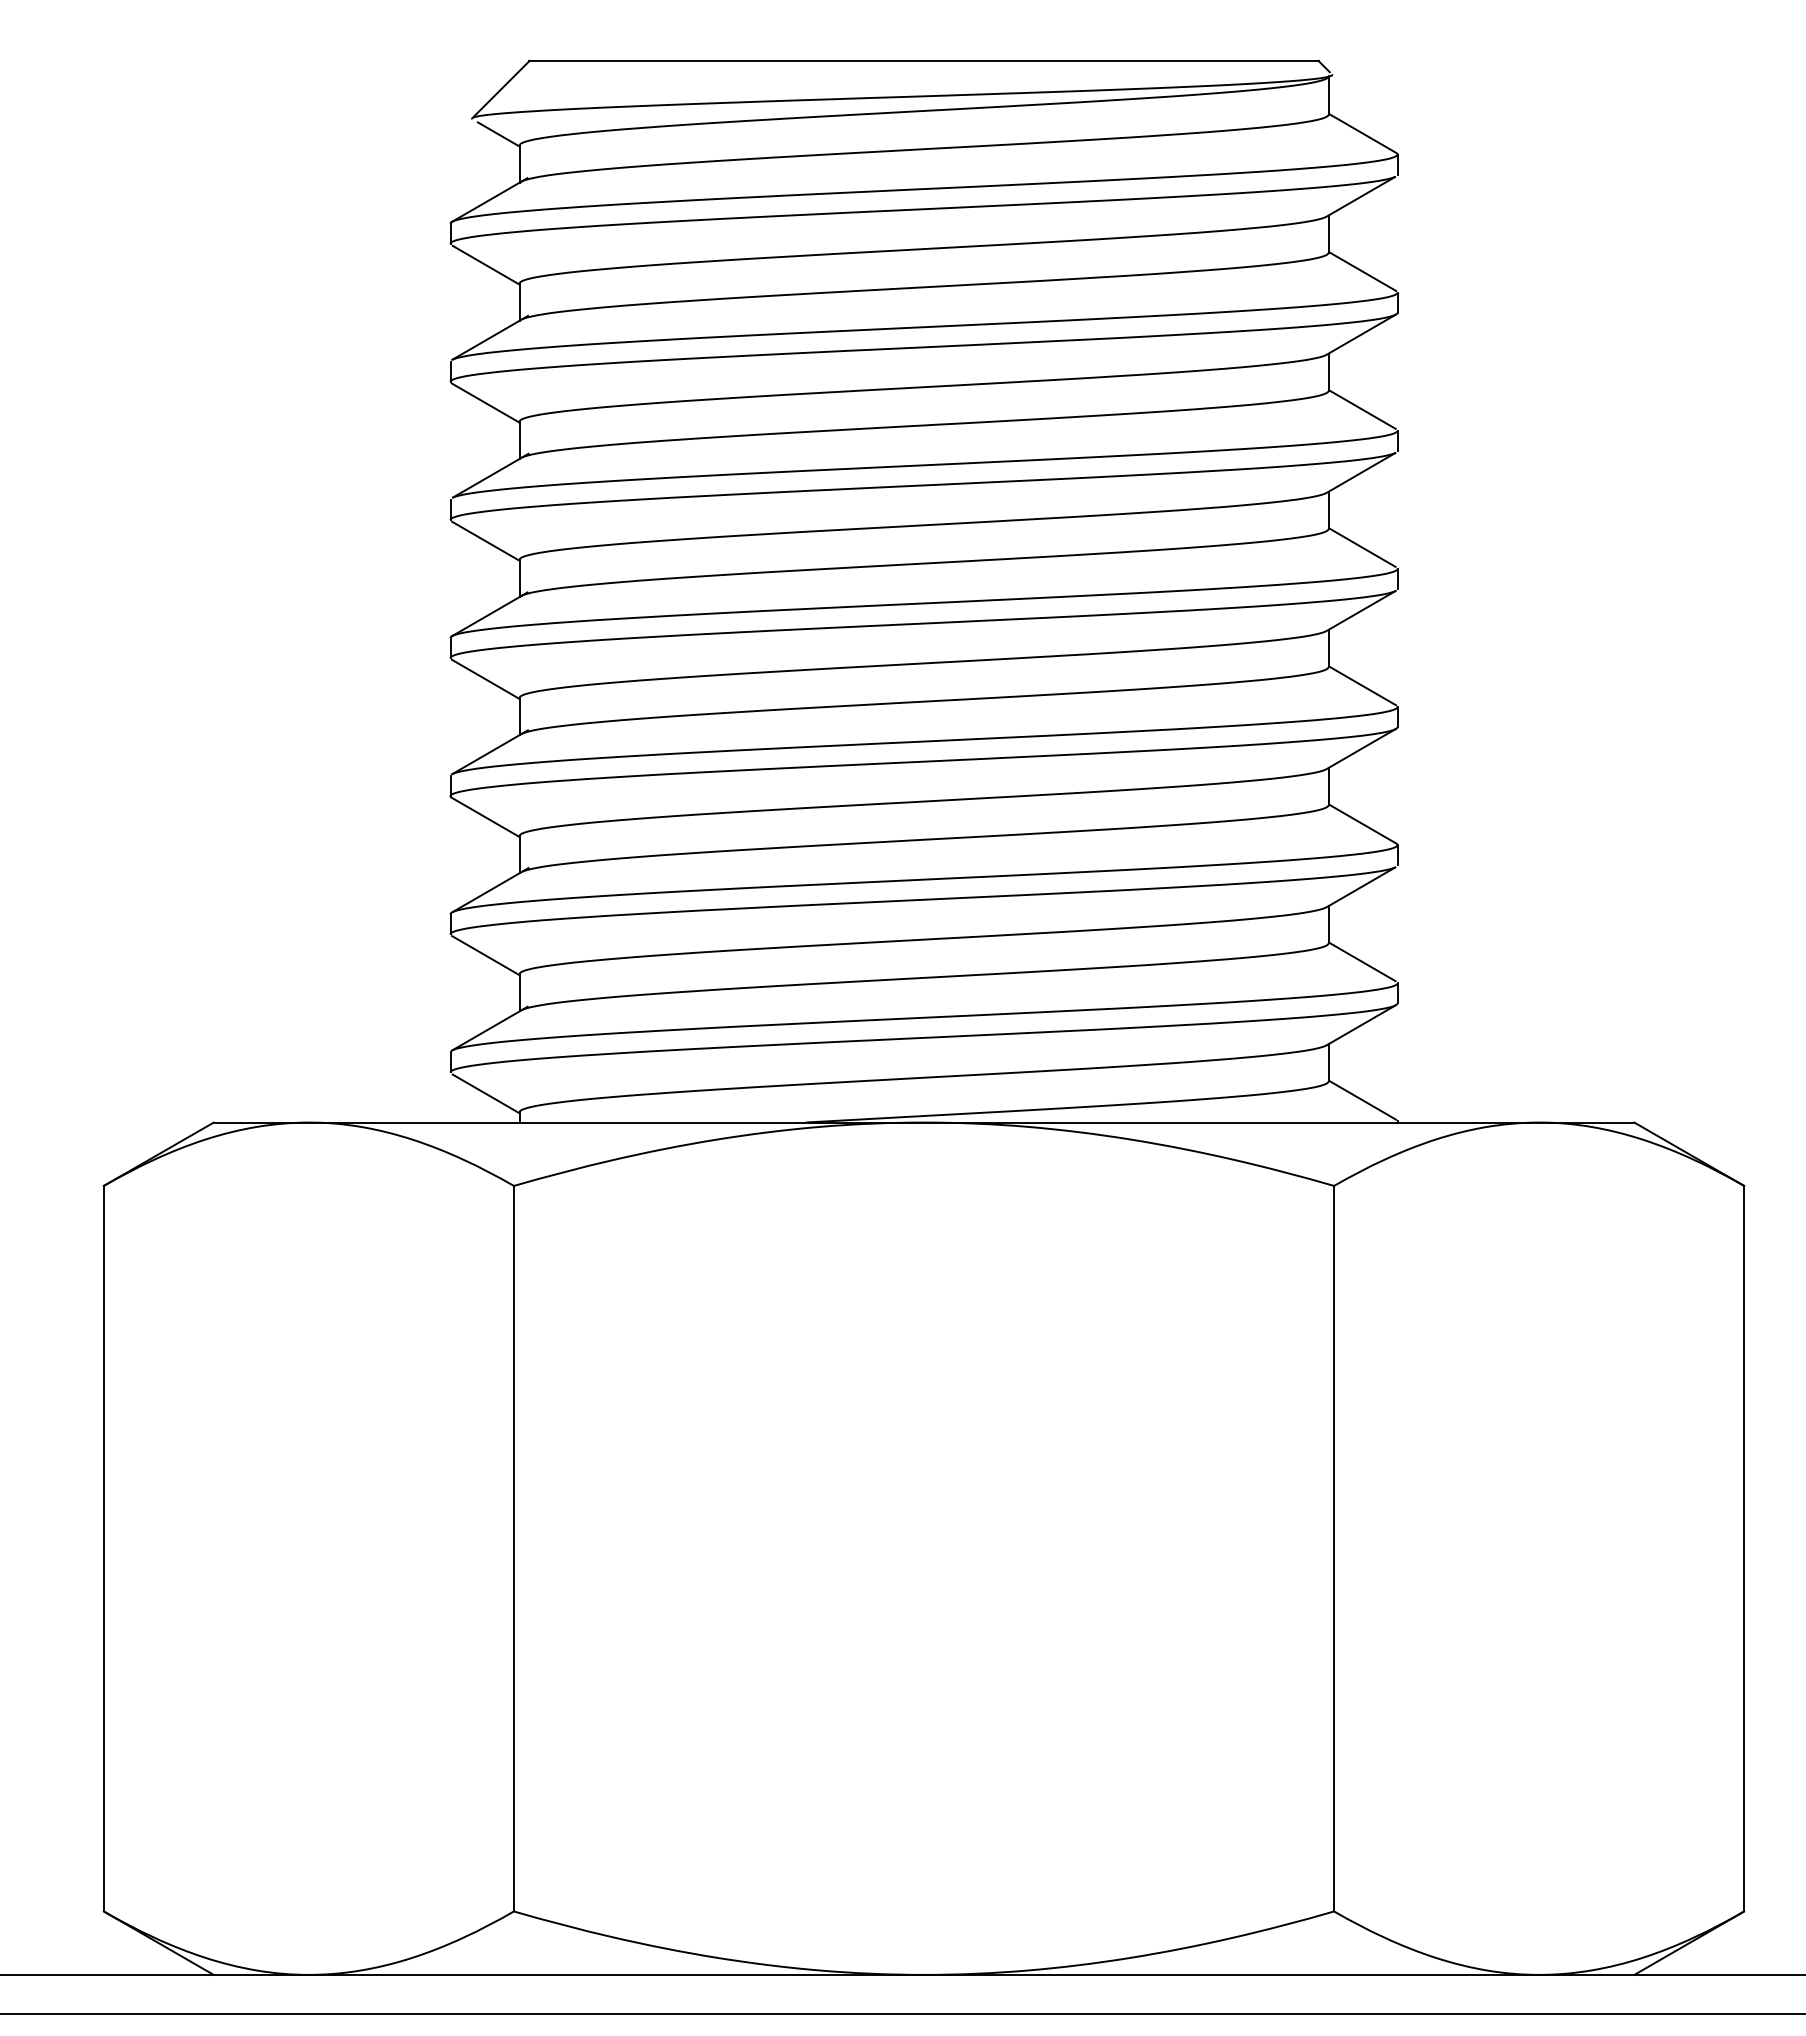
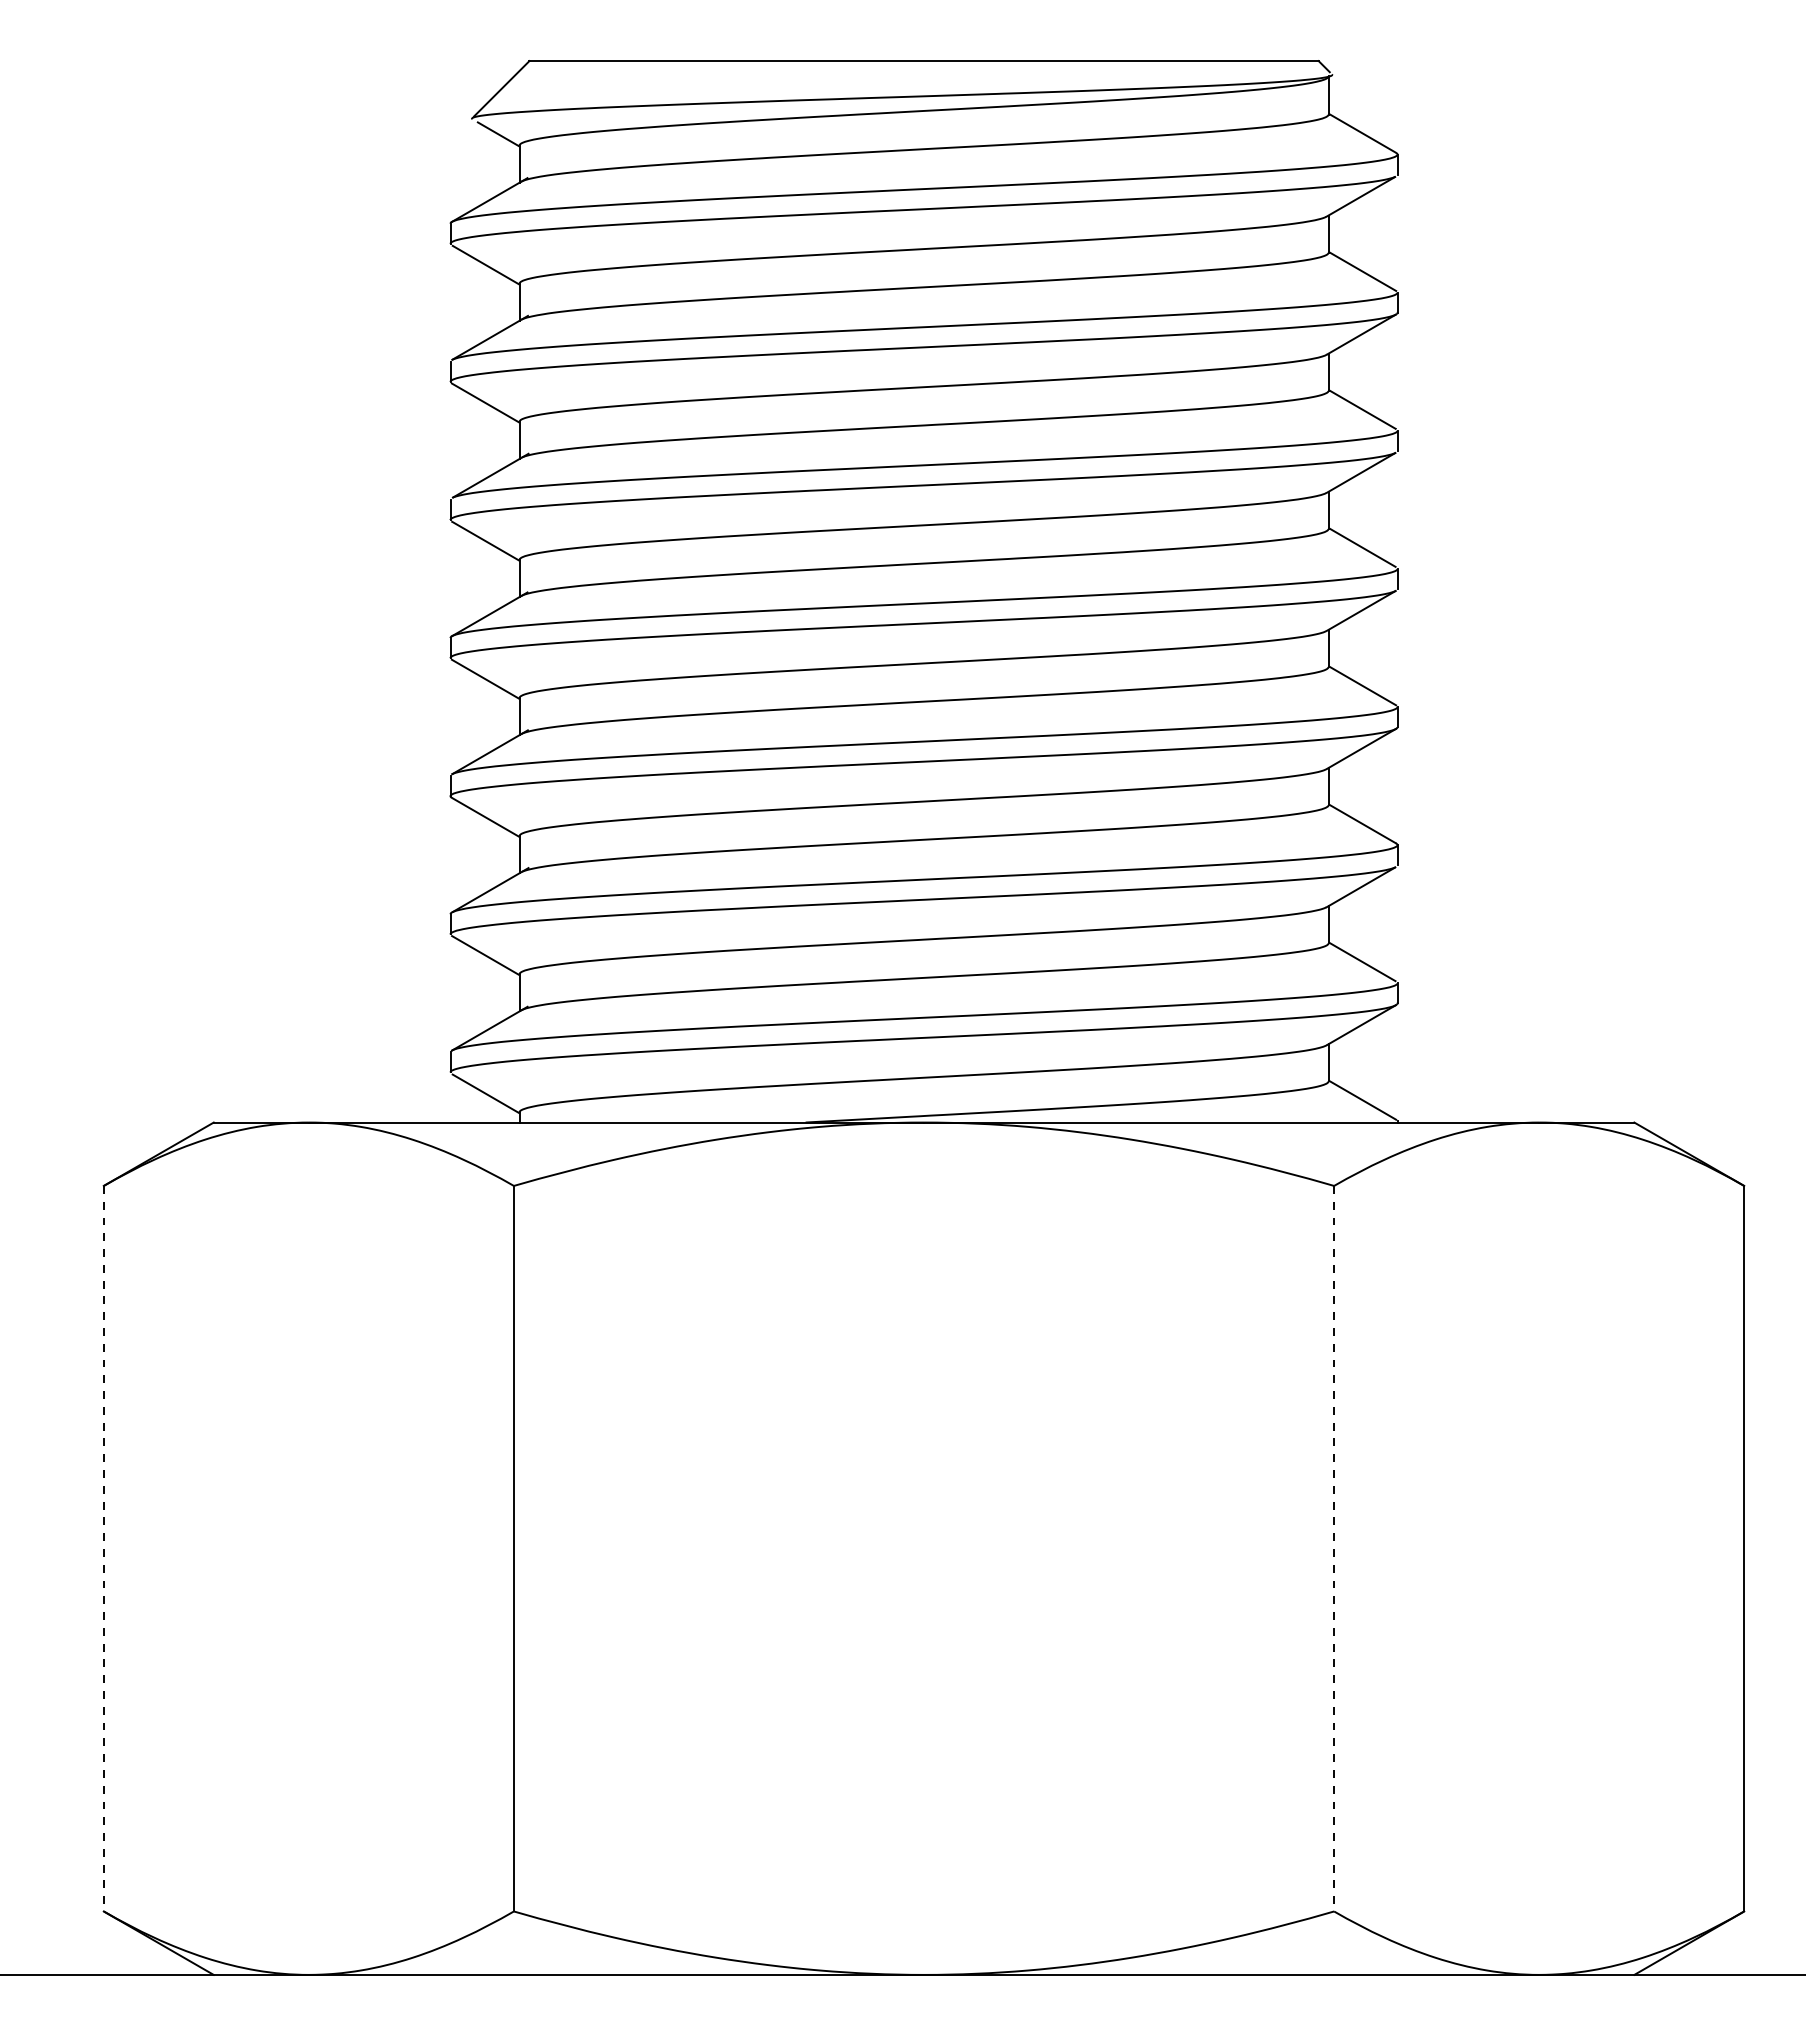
line: solid -> dashed (103, 1548)
line: solid -> dashed (1334, 1548)
line: present -> none (902, 2014)
